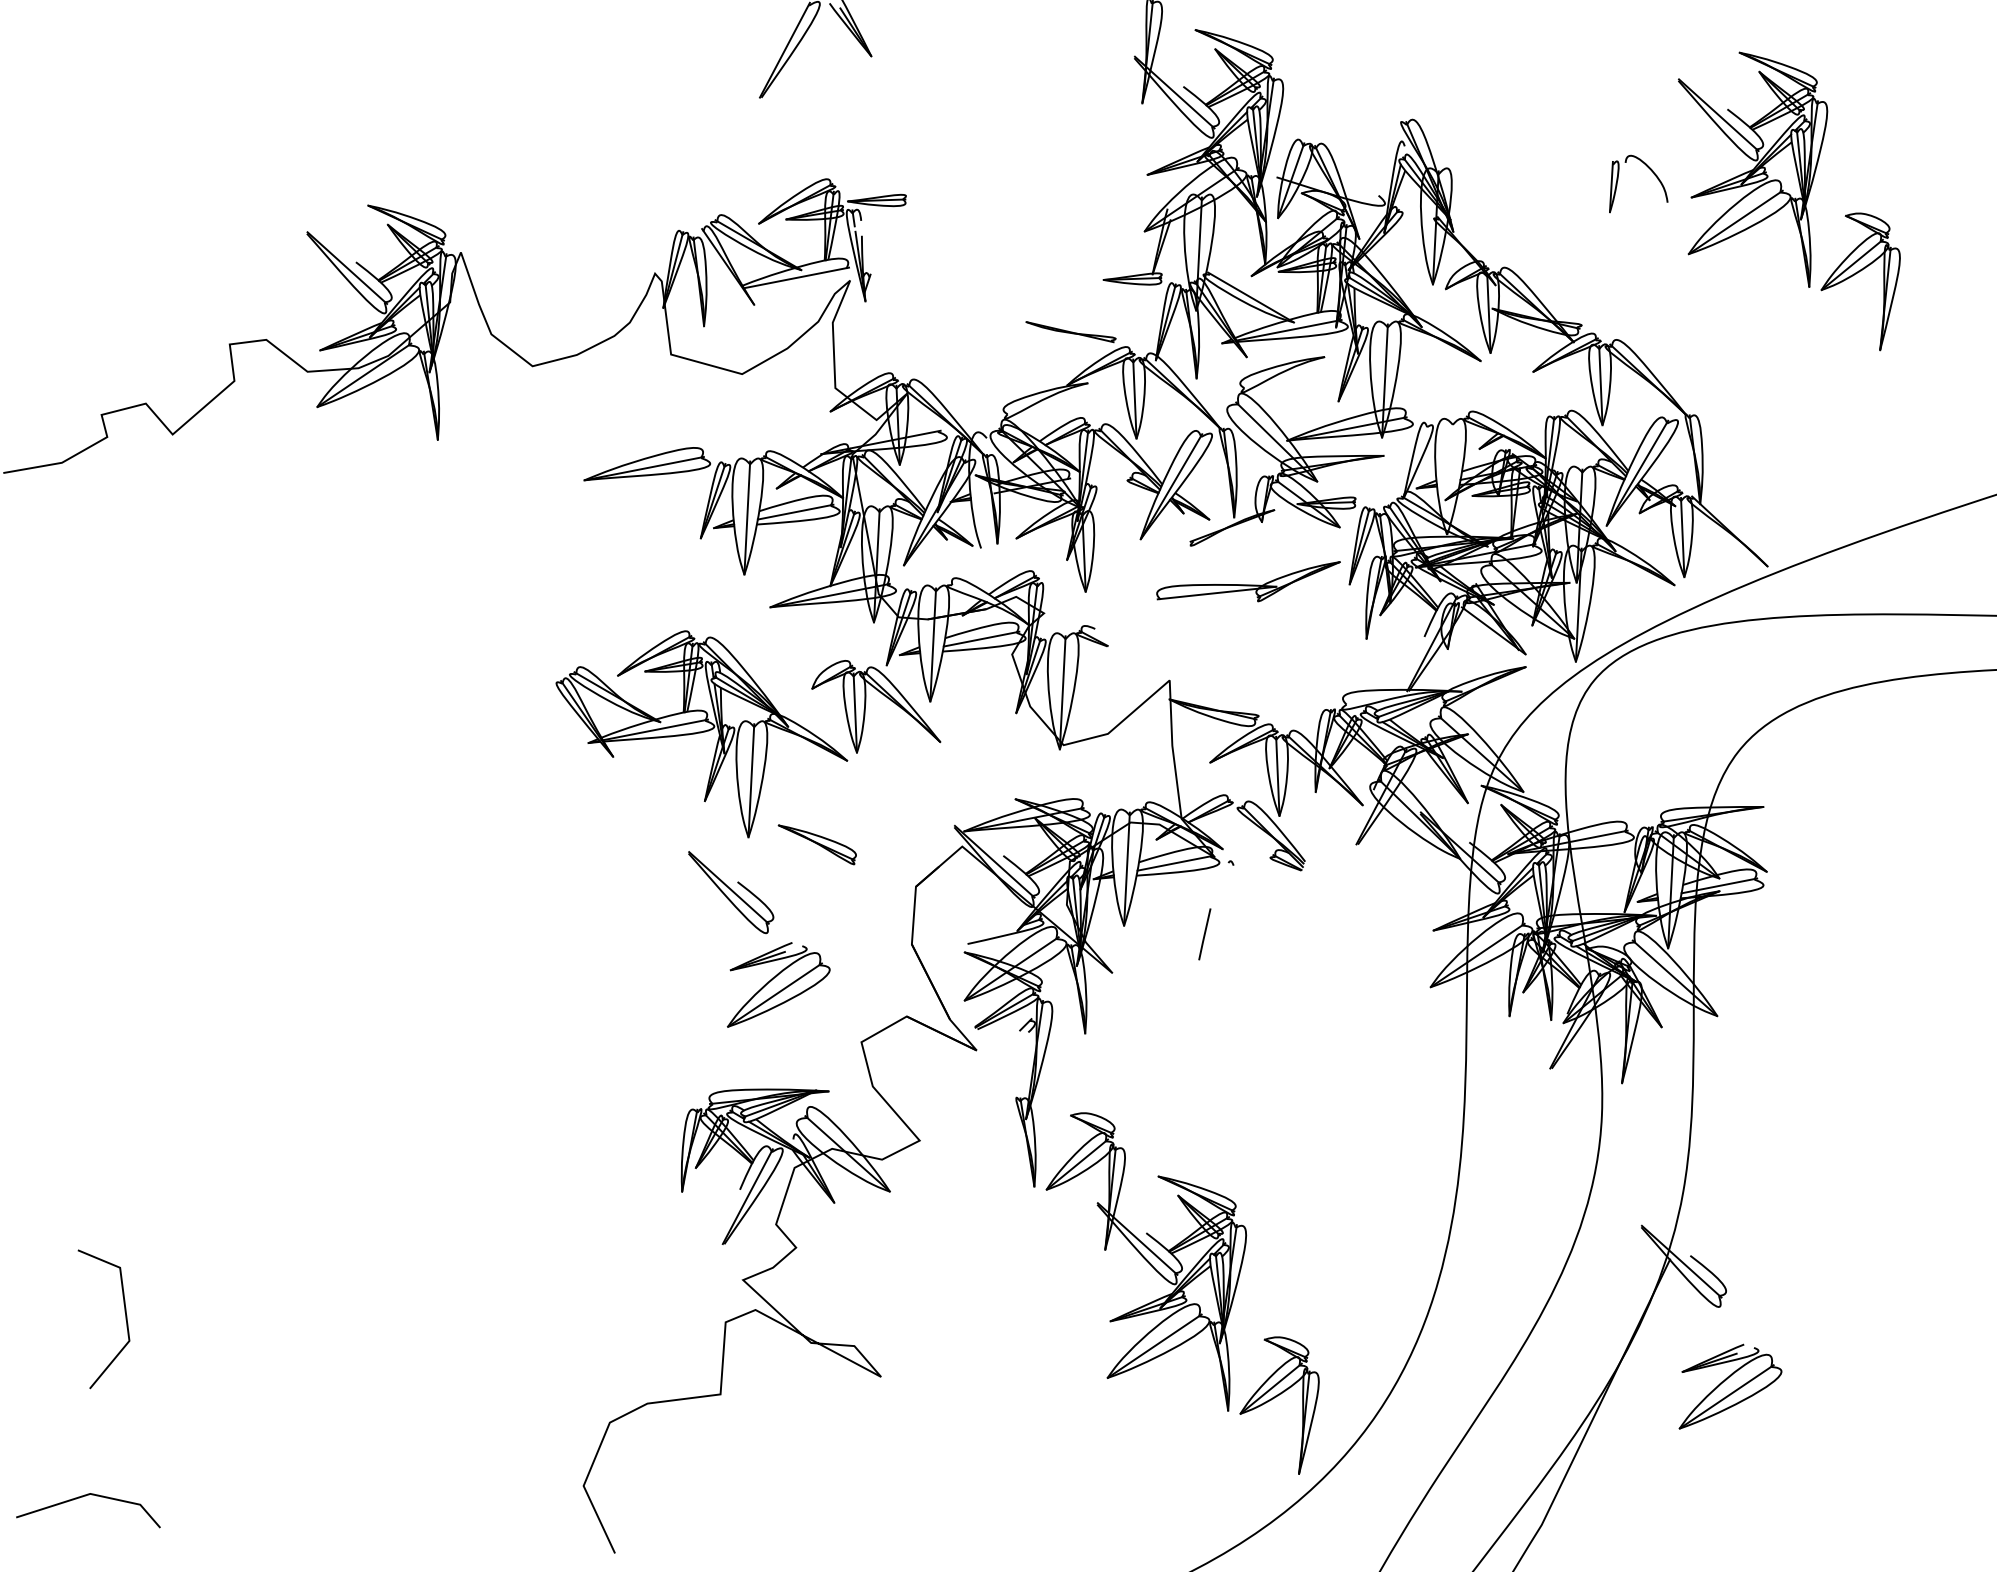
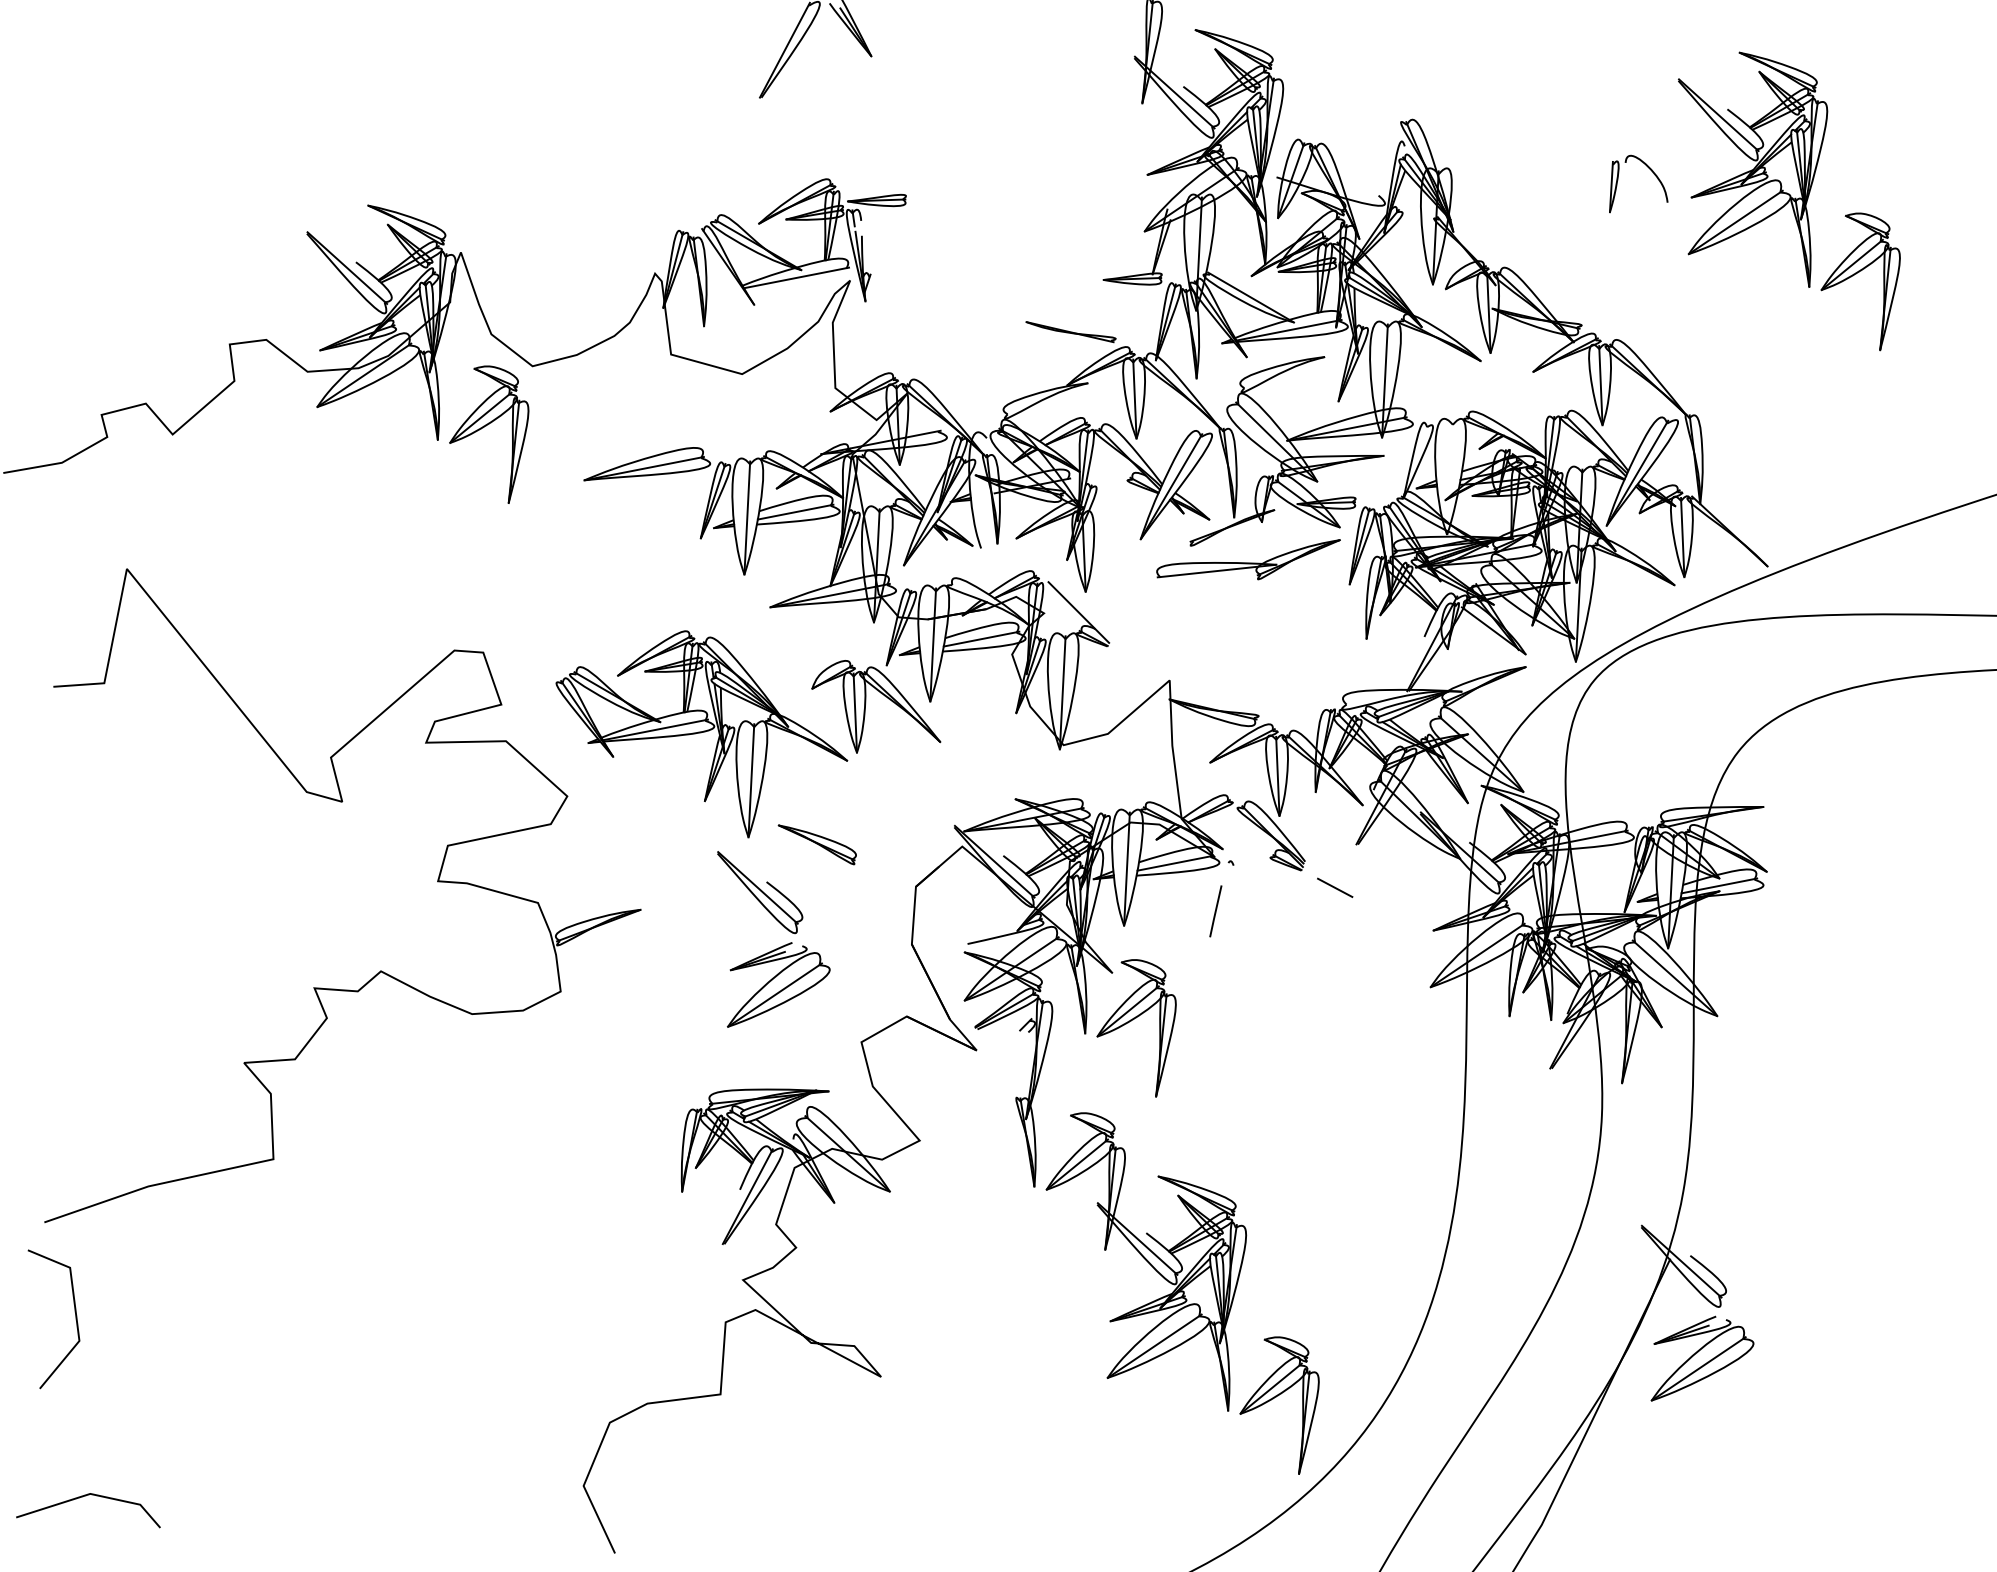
part: none -> present (483, 428)
part position: (1248, 581) -> (1248, 559) (1248, 559)
line: none -> present (1078, 612)
line: none -> present (1335, 887)
part position: (731, 892) -> (760, 892) (760, 892)
line position: (1204, 934) -> (1215, 911) (1215, 911)
part: none -> present (380, 970)
part: none -> present (1133, 1020)
line position: (125, 1319) -> (75, 1319) (75, 1319)
part position: (1730, 1386) -> (1702, 1358) (1702, 1358)
